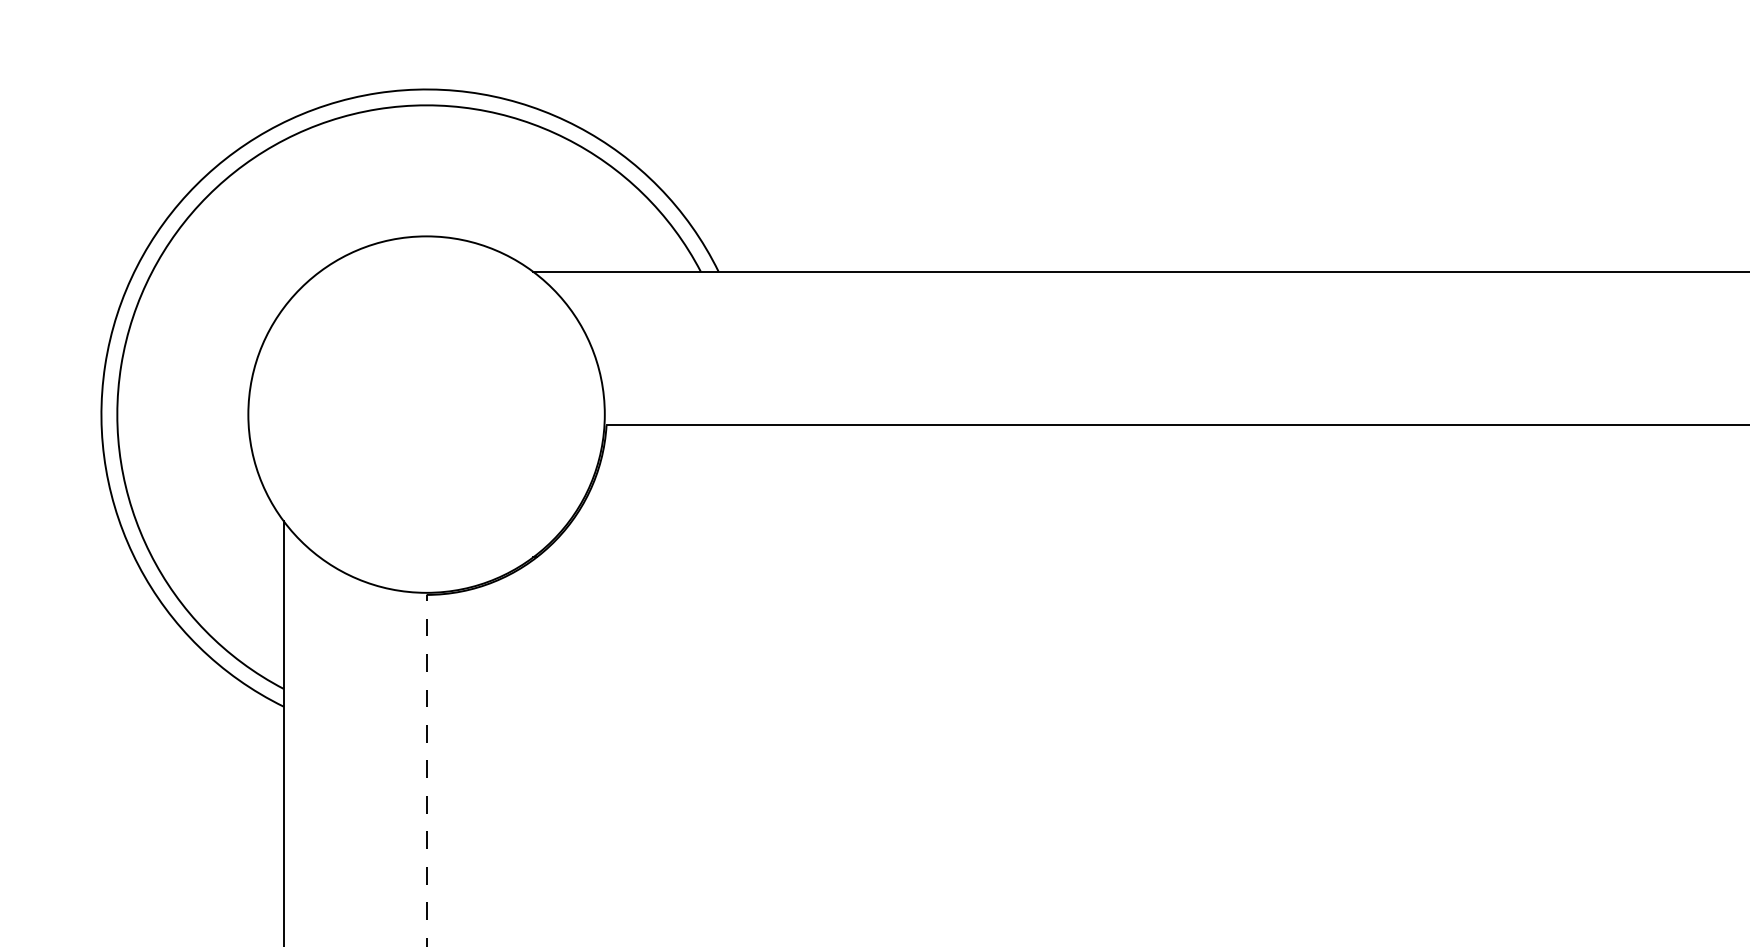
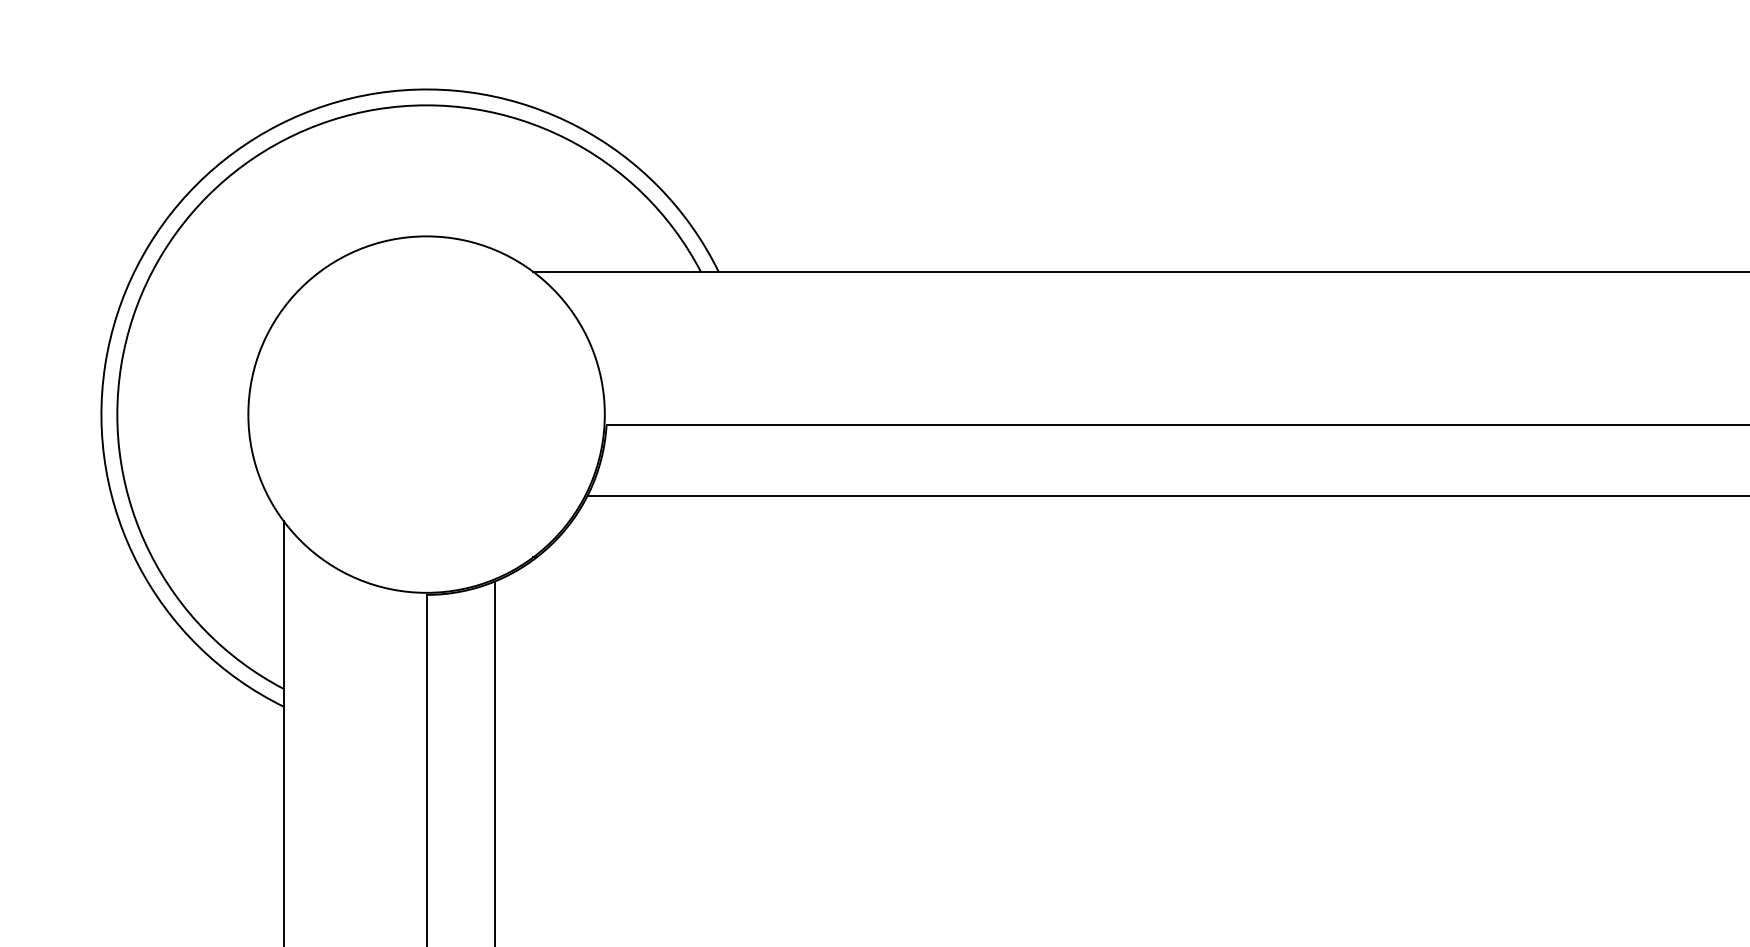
line: none -> present (1166, 495)
line: none -> present (494, 762)
line: dashed -> solid (426, 770)
